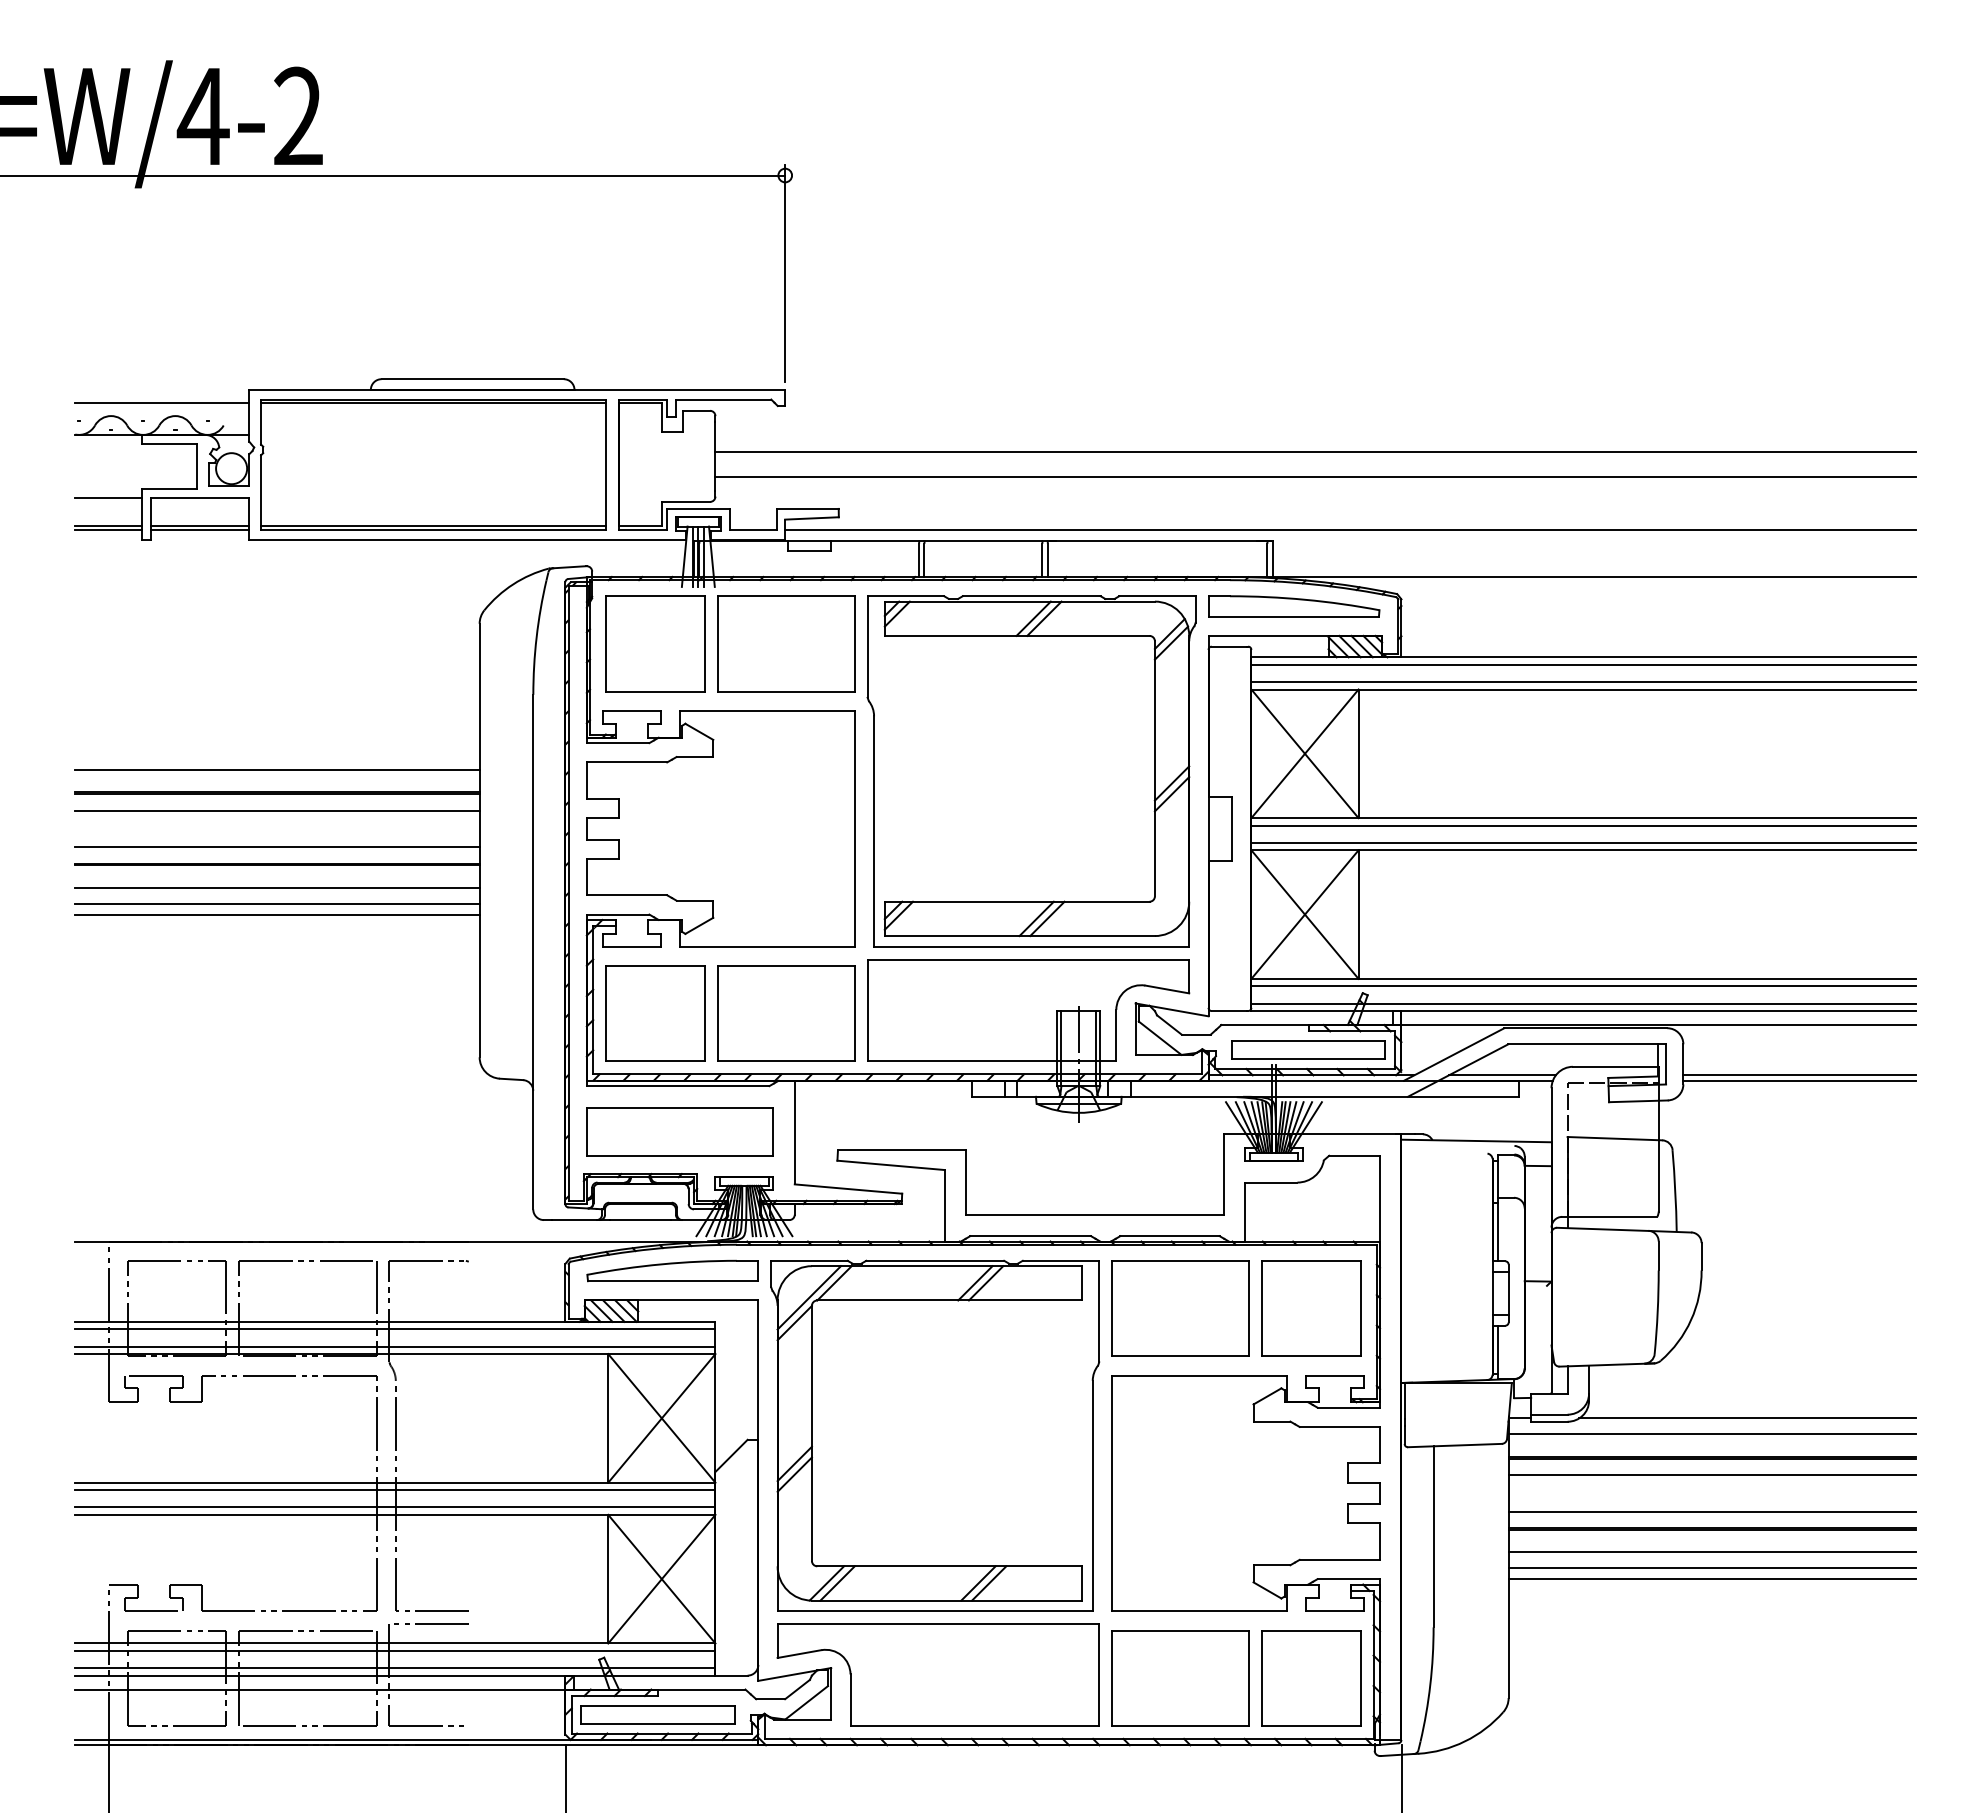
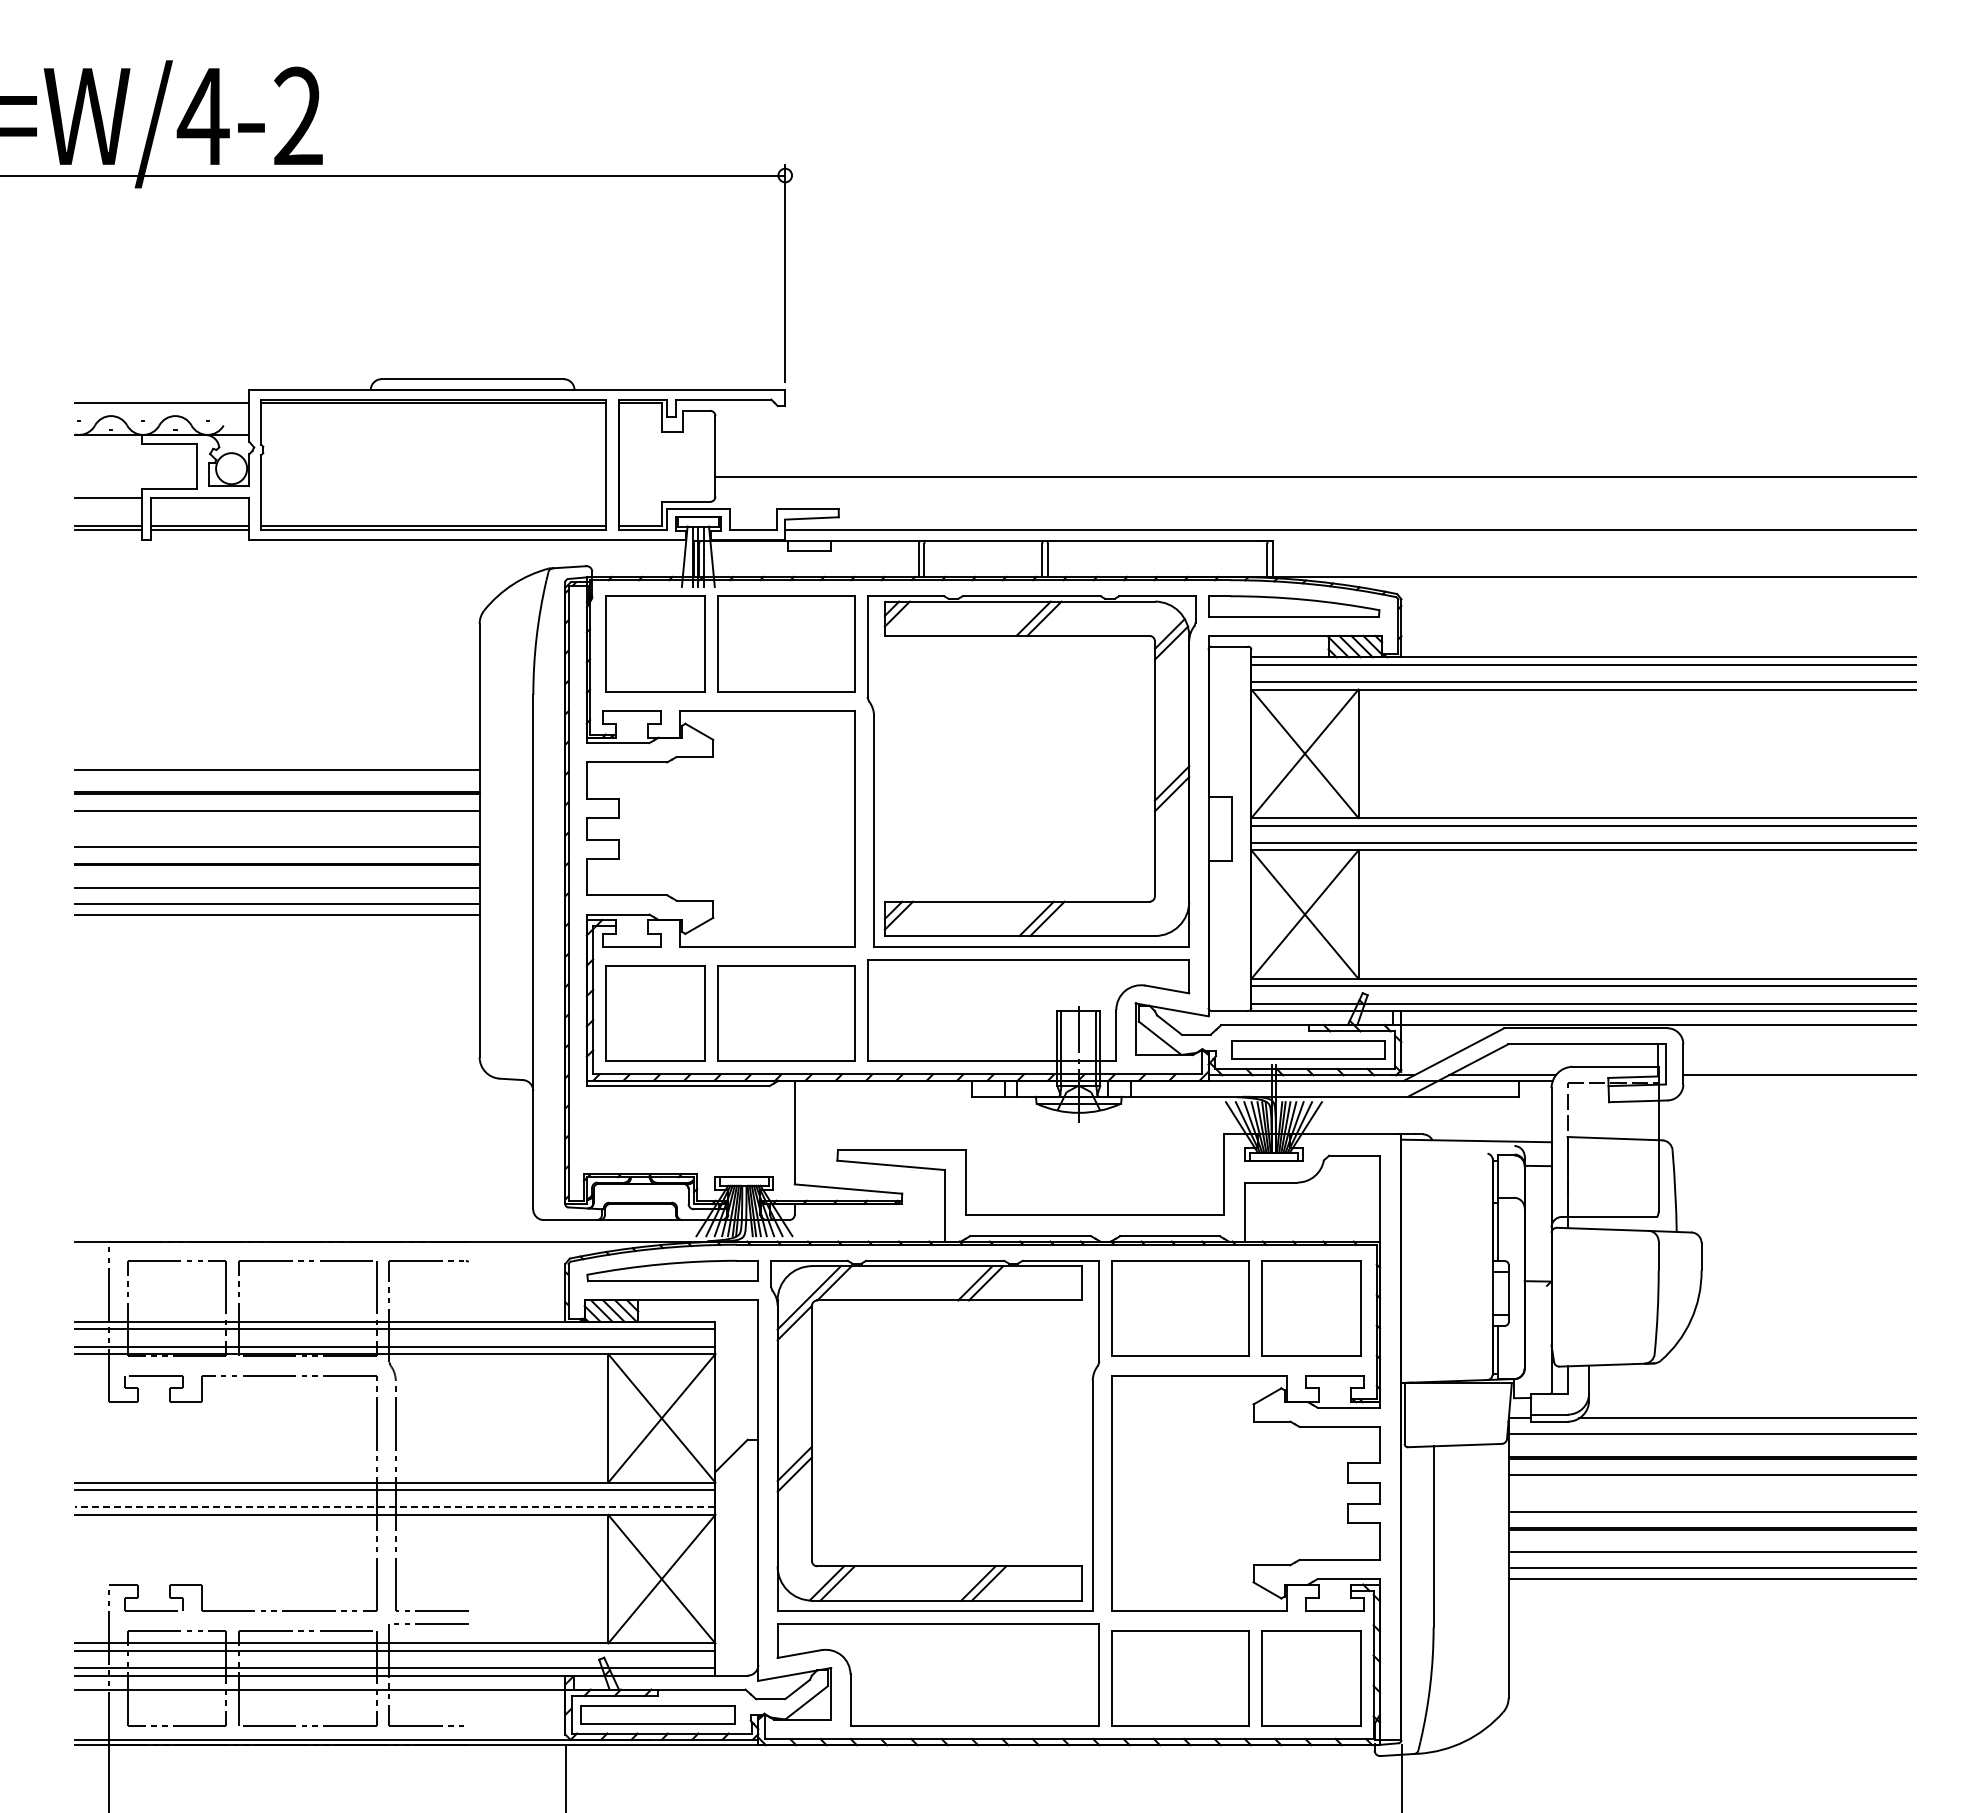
line: present -> none (1315, 451)
line: present -> none (1799, 1080)
part: present -> none (679, 1131)
line: solid -> dashed (394, 1507)
